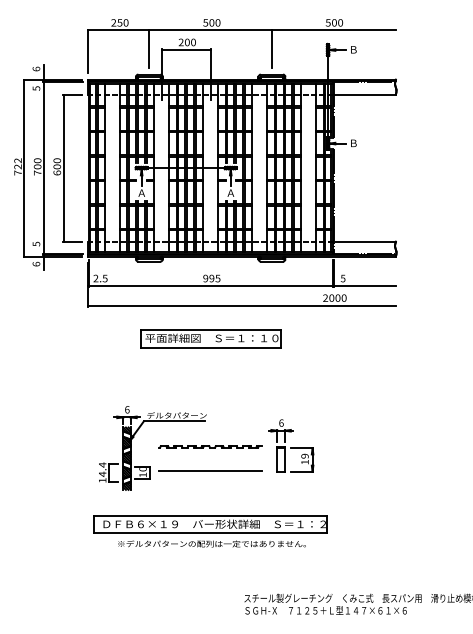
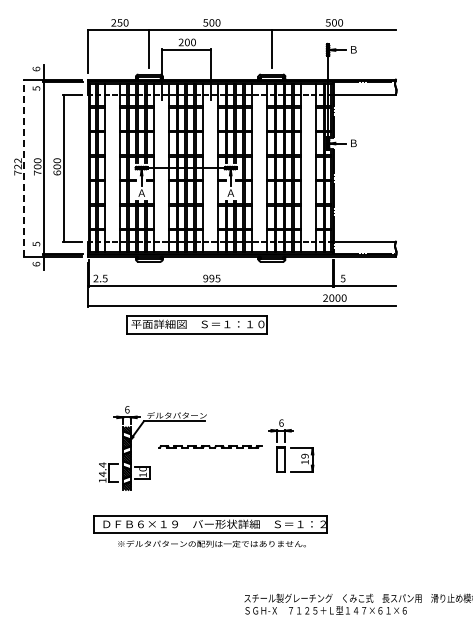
line: solid -> dashed (24, 167)
part position: (210, 338) -> (196, 324) (196, 324)
line: present -> none (210, 470)
